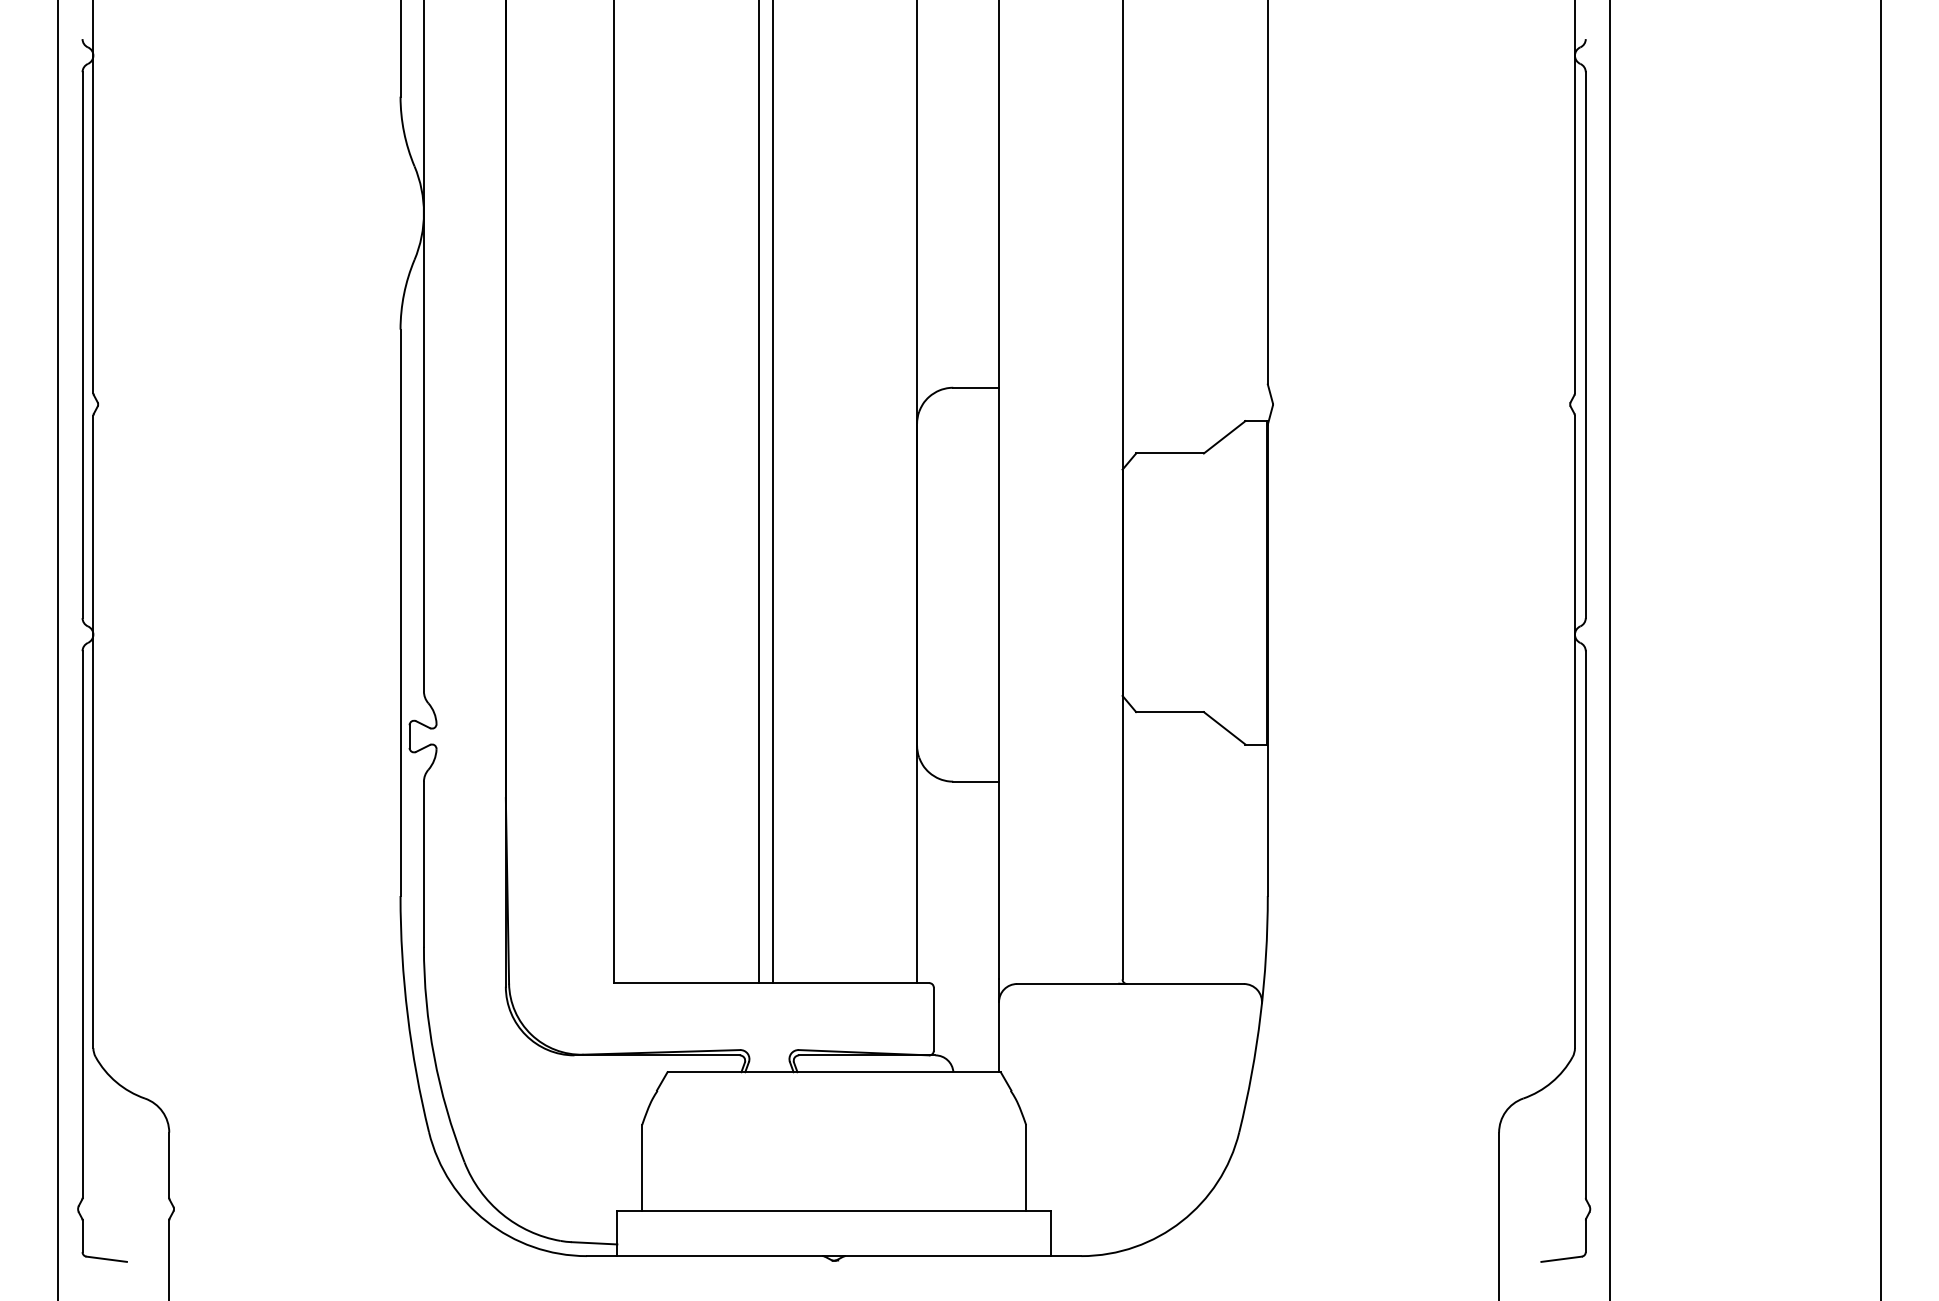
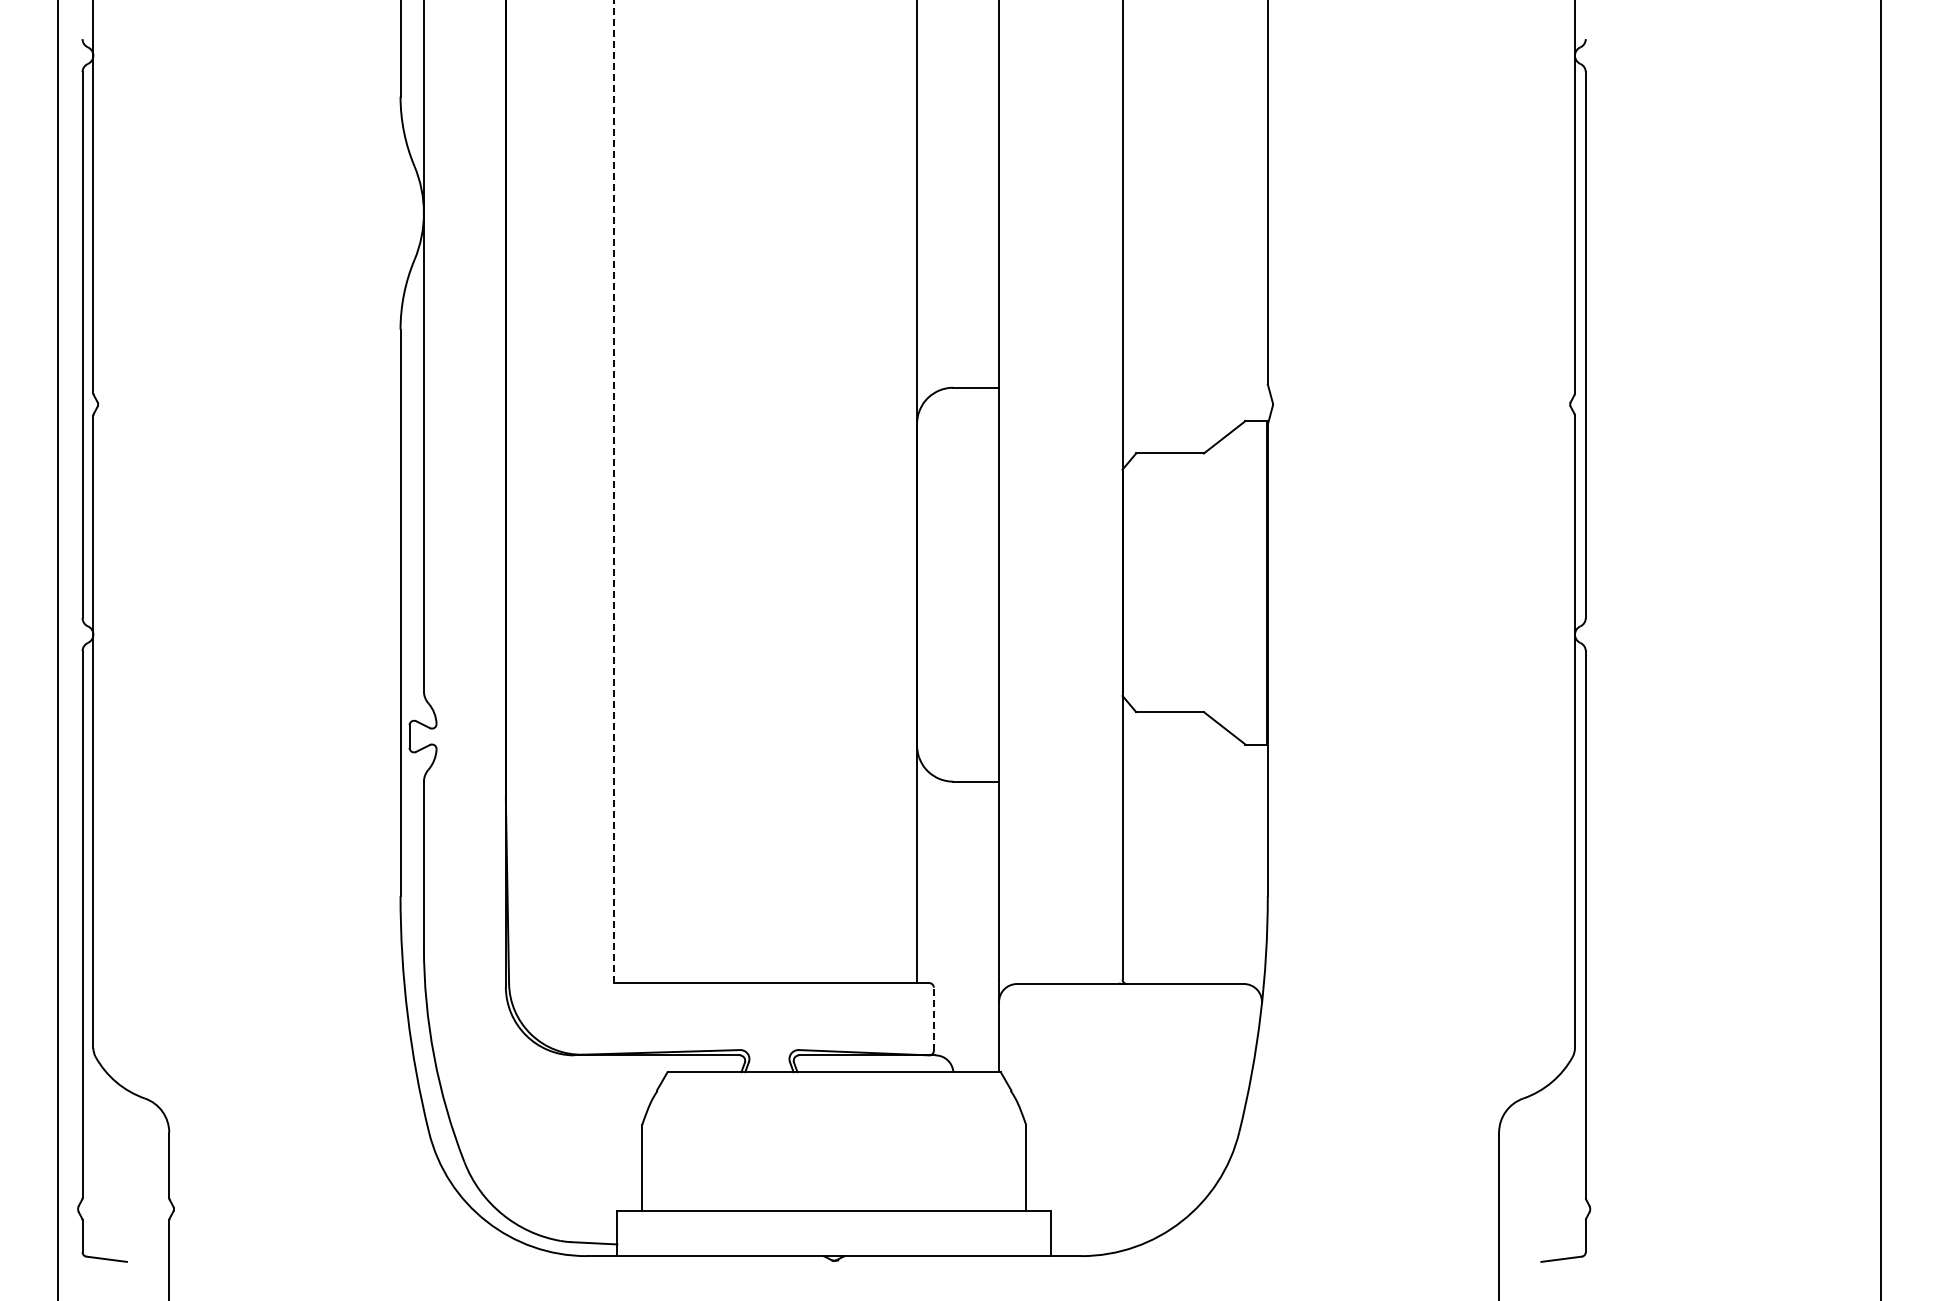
line: solid -> dashed (614, 491)
line: present -> none (758, 492)
line: present -> none (772, 492)
line: present -> none (1610, 649)
line: solid -> dashed (933, 1019)
